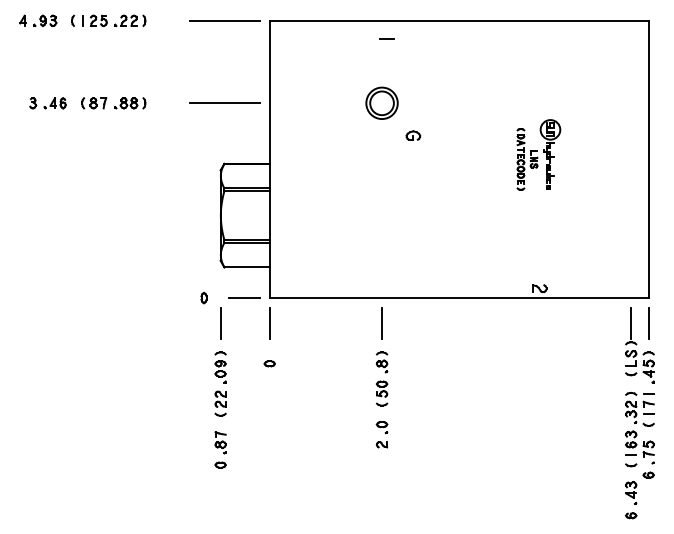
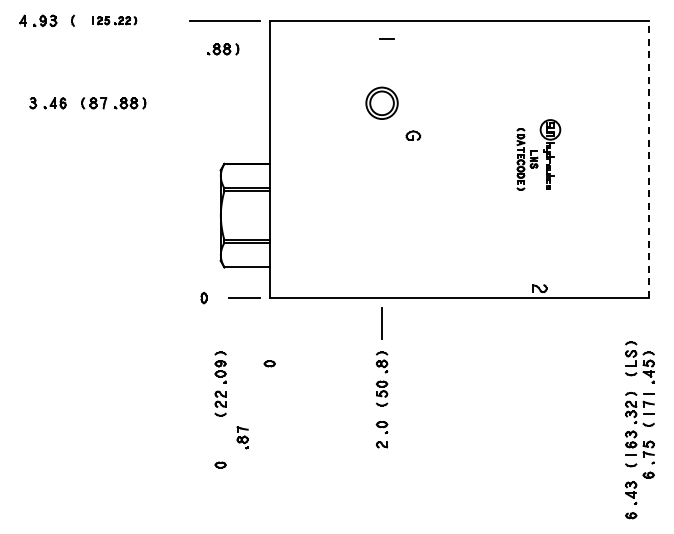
part size: 65x13 px -> 46x10 px (114, 20)
part: none -> present (223, 49)
line: present -> none (224, 103)
line: solid -> dashed (648, 159)
line: present -> none (220, 323)
line: present -> none (269, 323)
line: present -> none (631, 323)
line: present -> none (648, 323)
part position: (220, 442) -> (242, 437) (242, 437)
